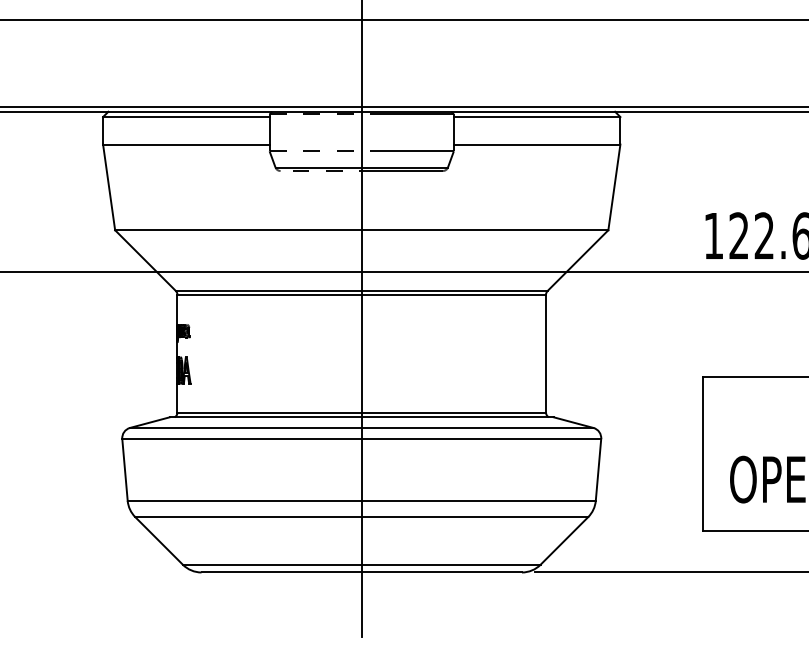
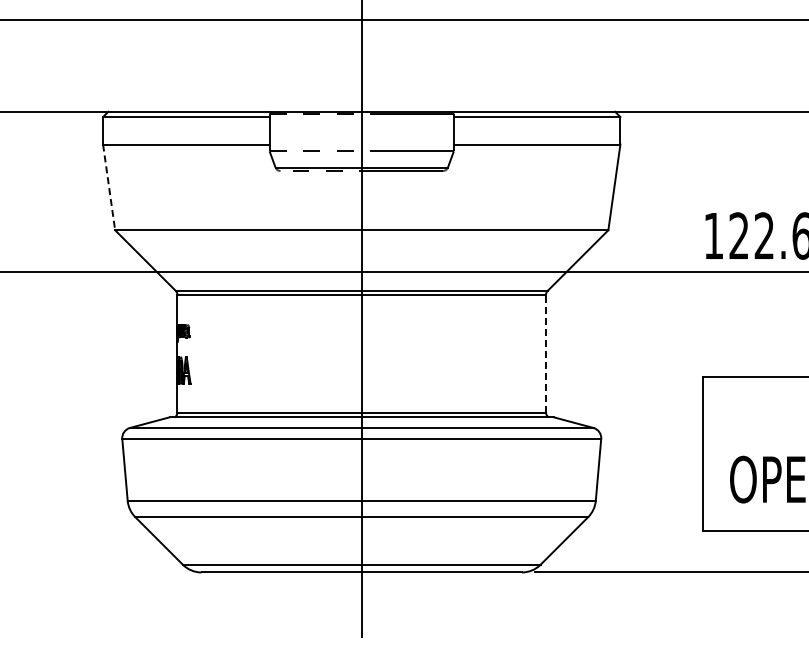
line: present -> none (403, 106)
line: solid -> dashed (109, 187)
line: solid -> dashed (546, 353)
